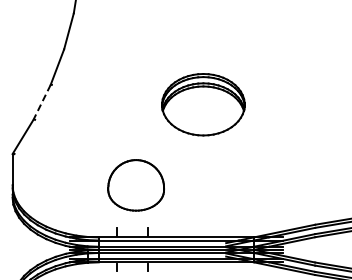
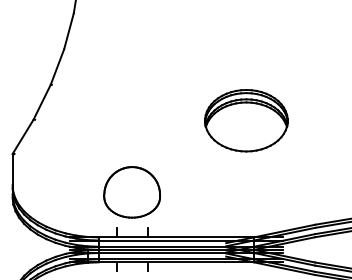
line: dashed -> solid (41, 102)
part position: (203, 104) -> (246, 120) (246, 120)
part position: (135, 185) -> (131, 192) (131, 192)
